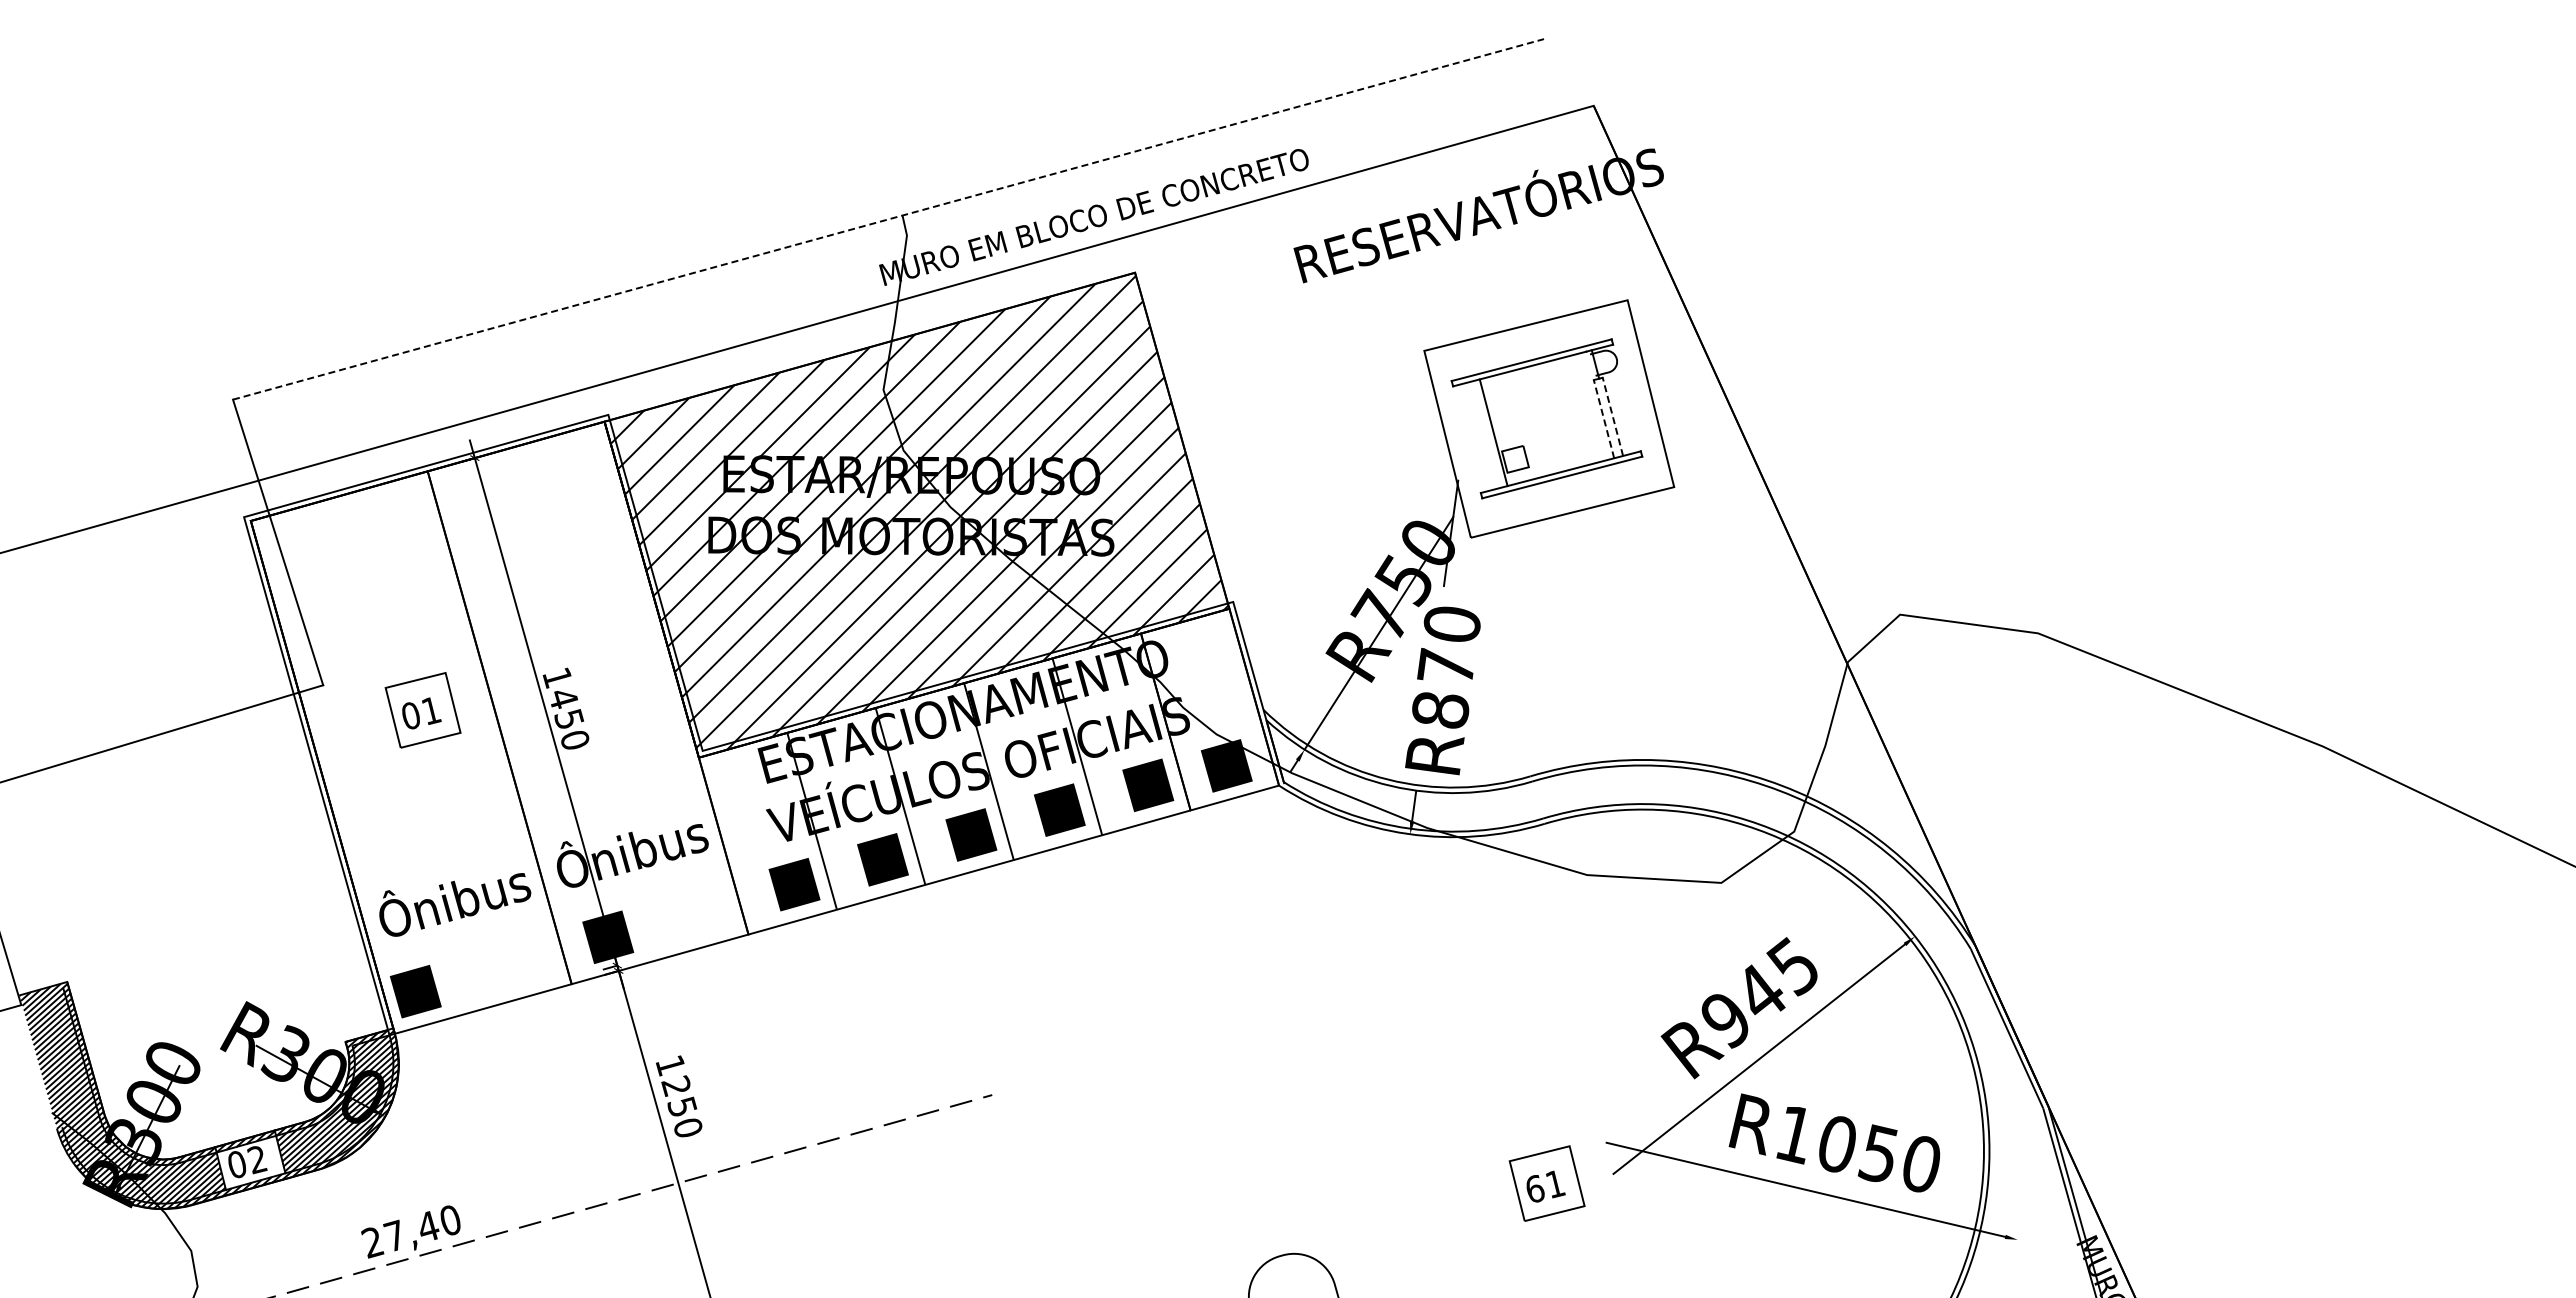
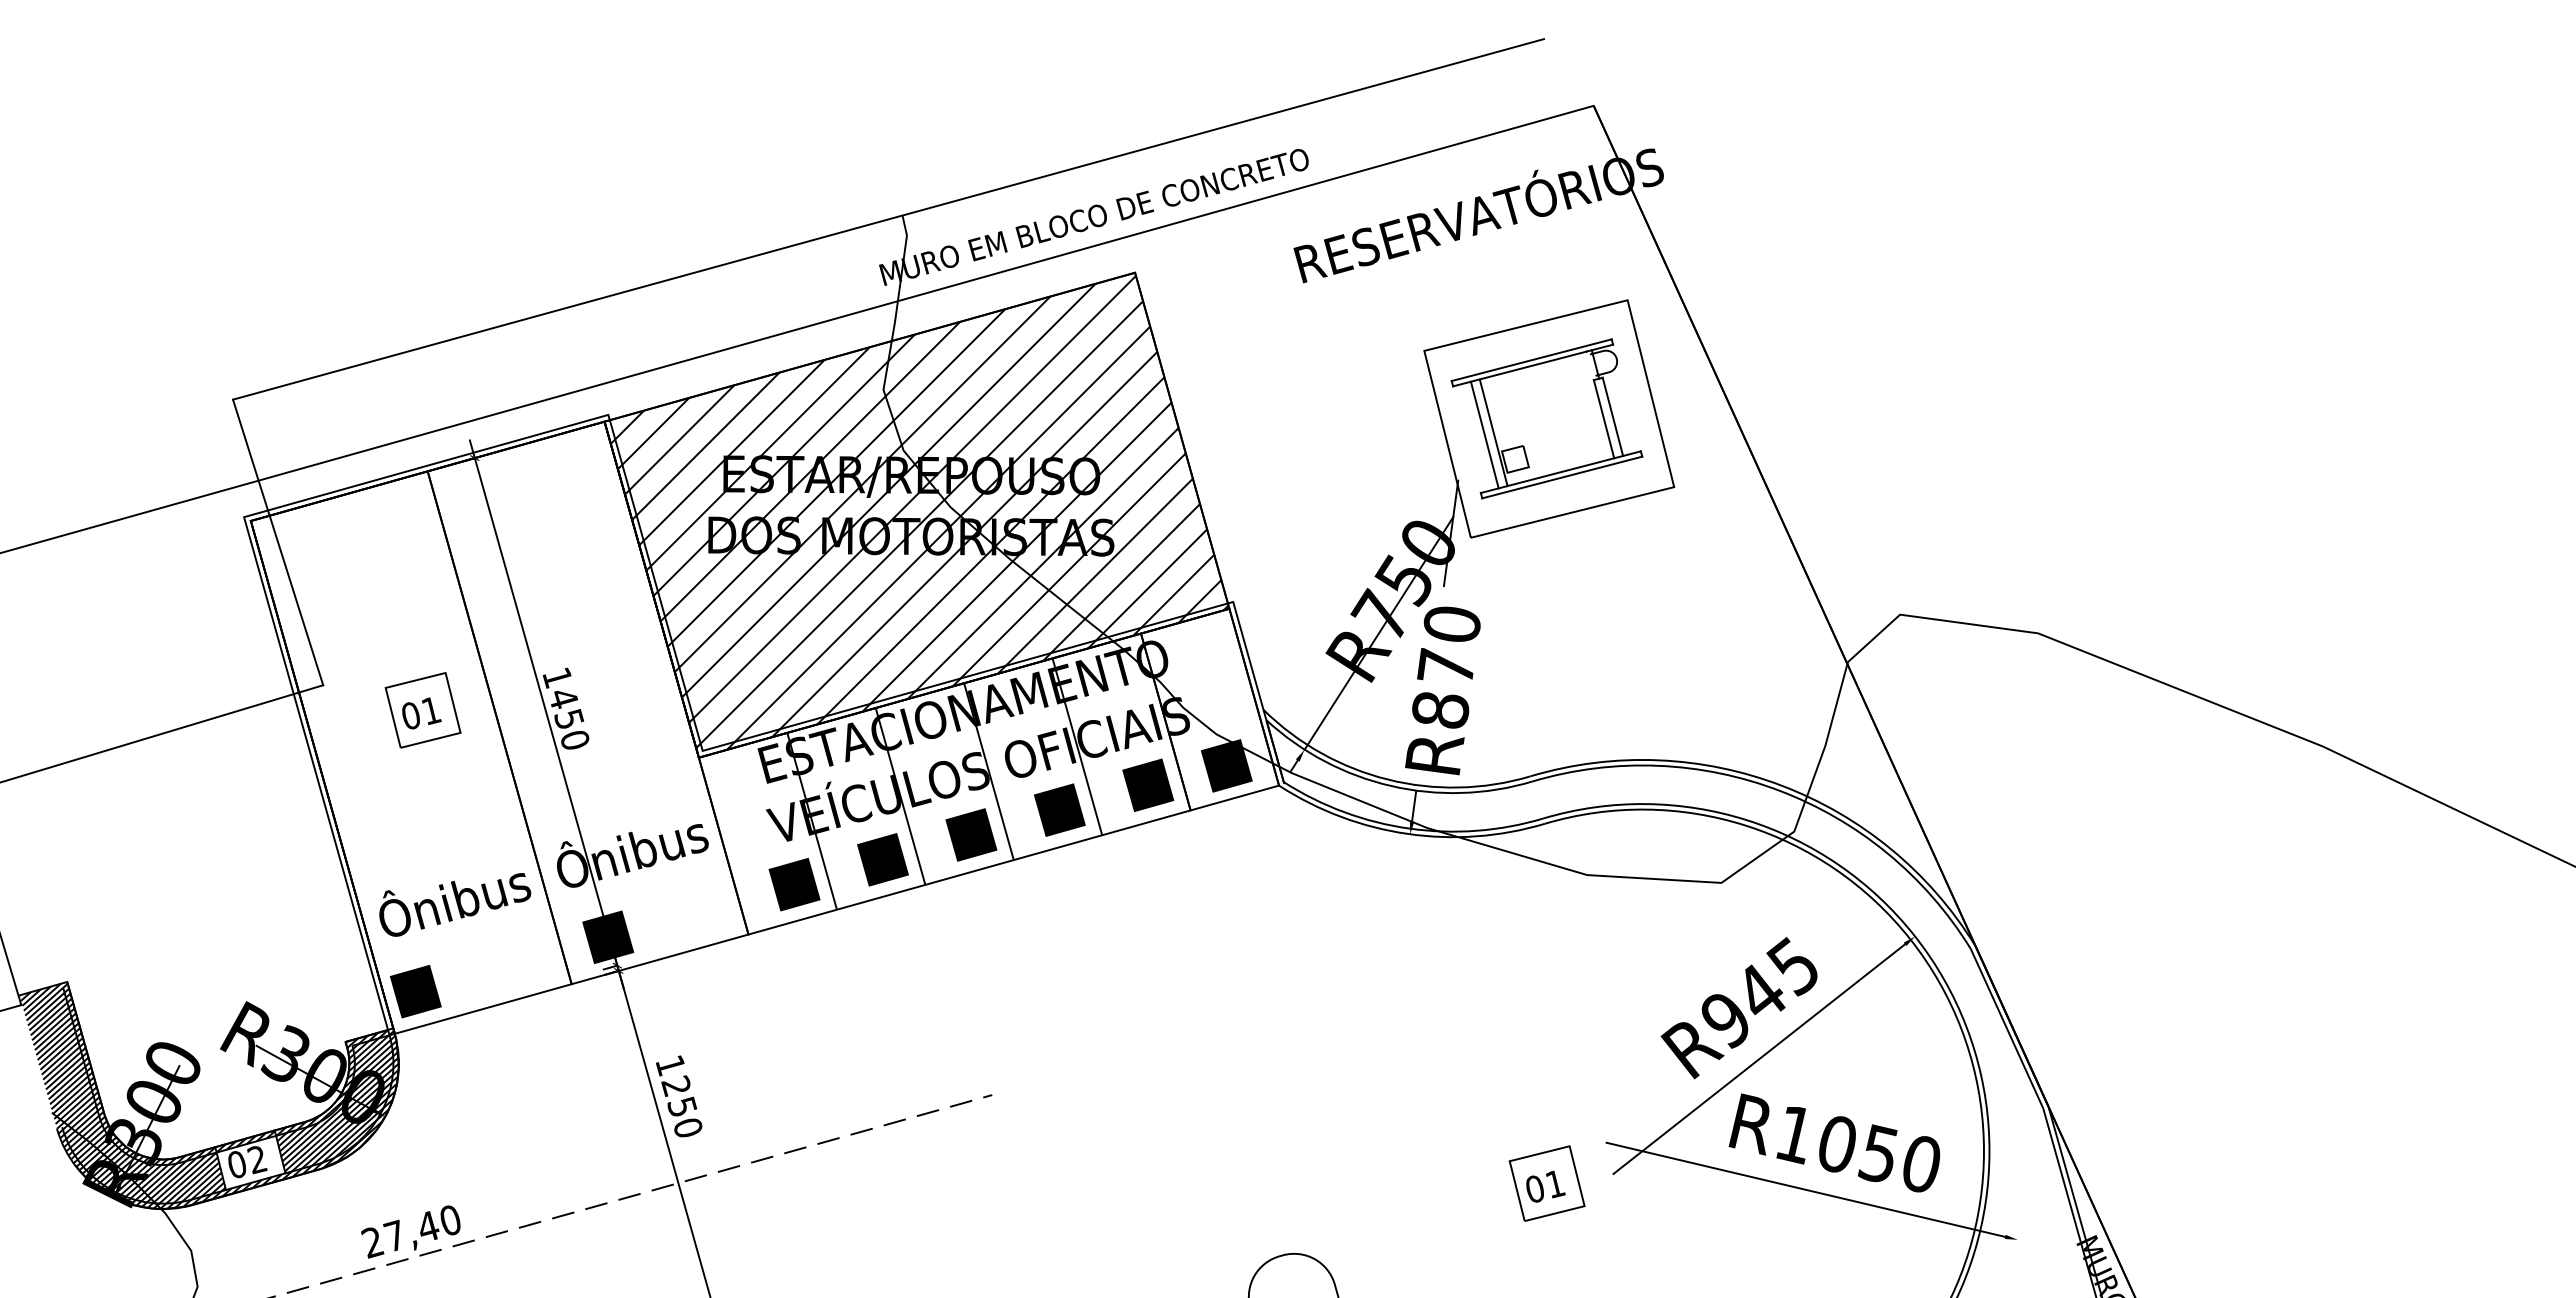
line: dashed -> solid (888, 219)
line: dashed -> solid (1612, 416)
line: dashed -> solid (1603, 418)
line: none -> present (1484, 434)
text: 61 -> 01 (1535, 1188)
